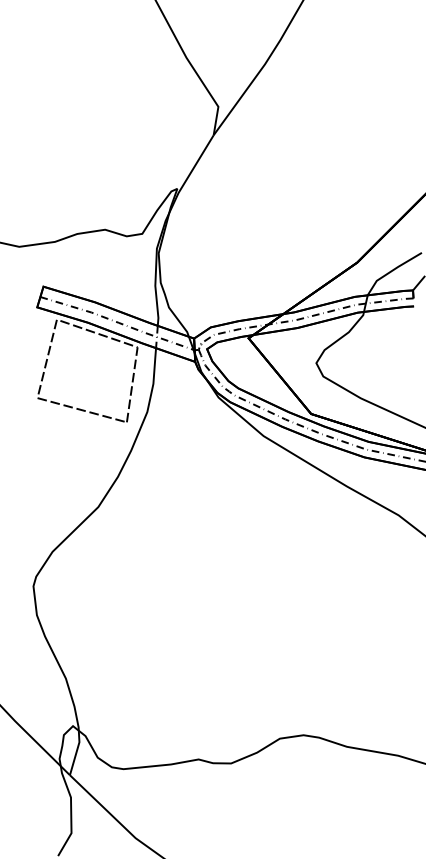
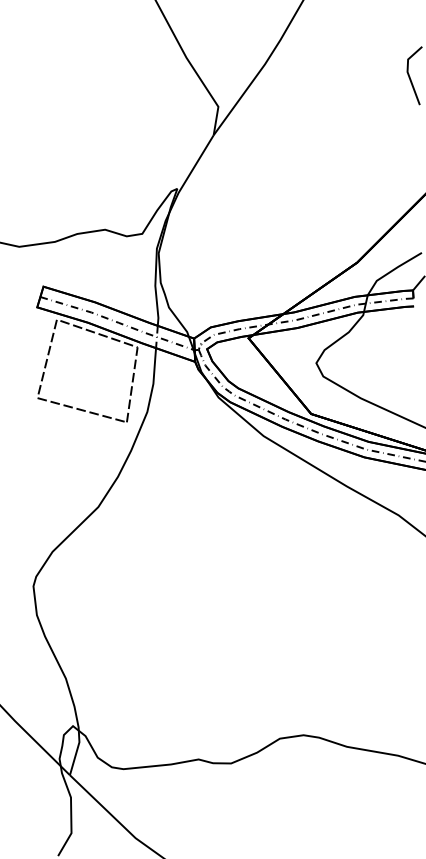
line: none -> present (410, 76)
